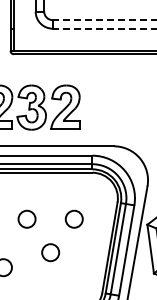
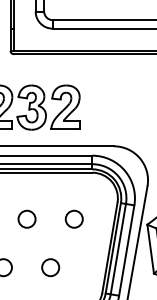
line: dashed -> solid (104, 20)
line: dashed -> solid (104, 28)
circle position: (50, 252) -> (50, 267) (50, 267)
